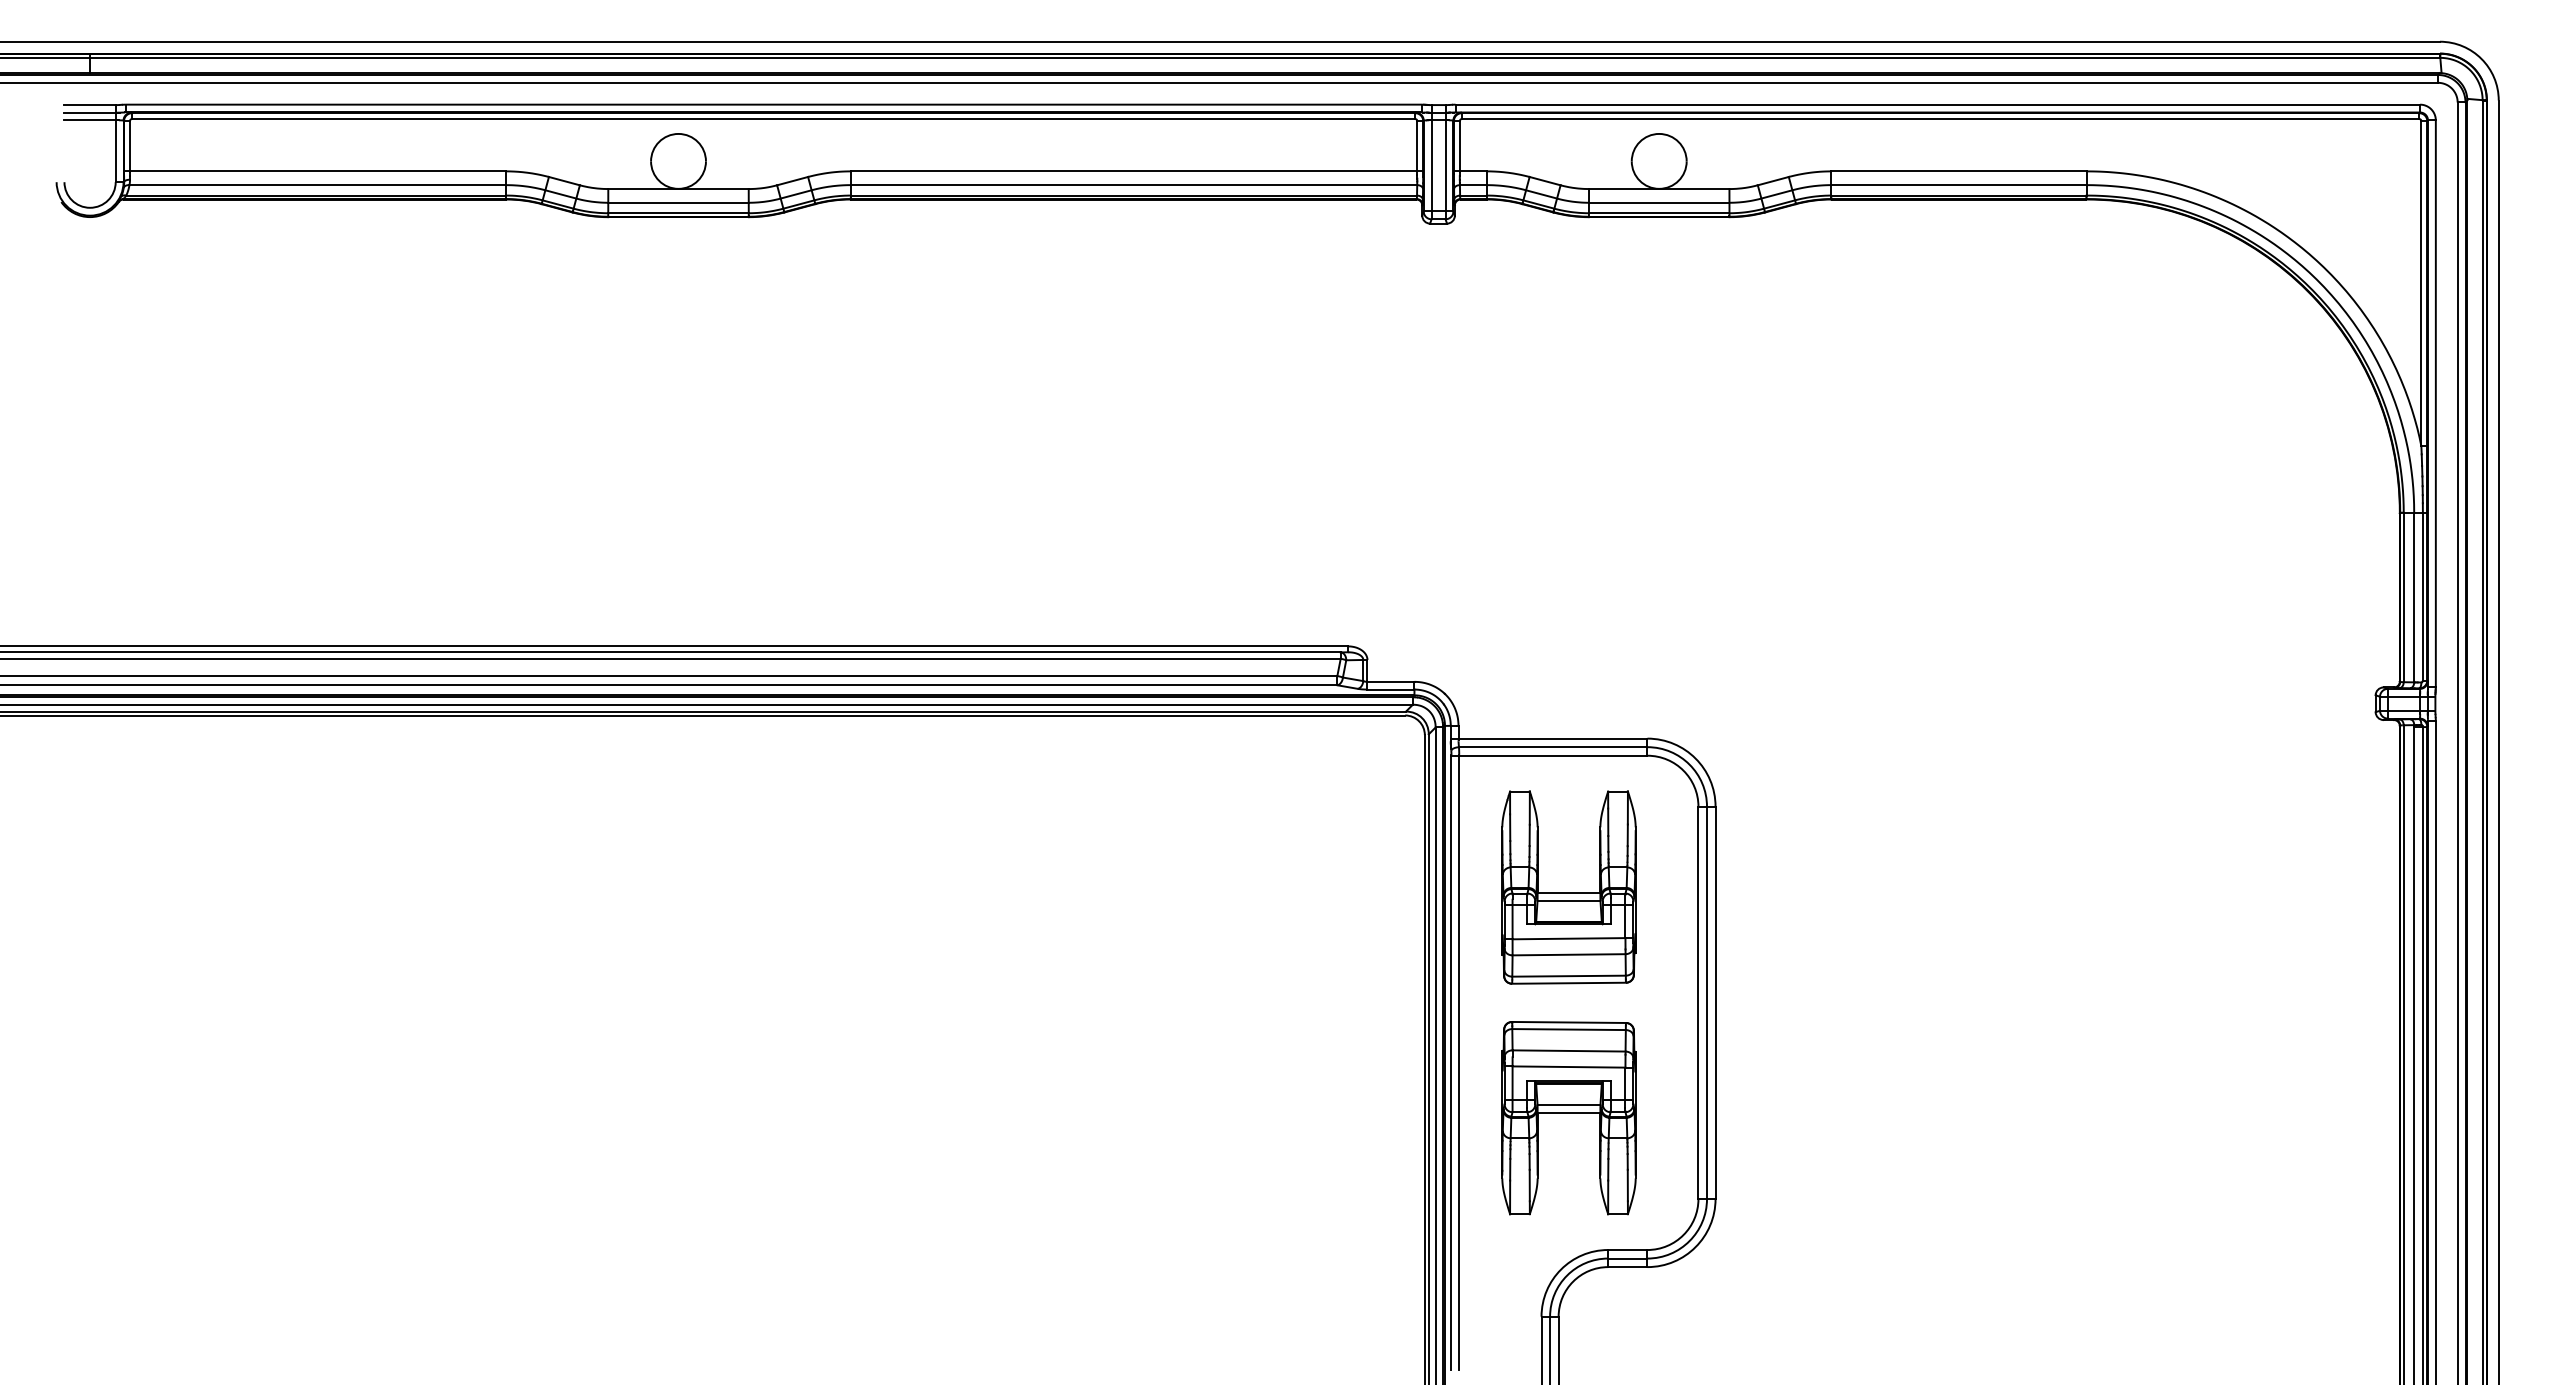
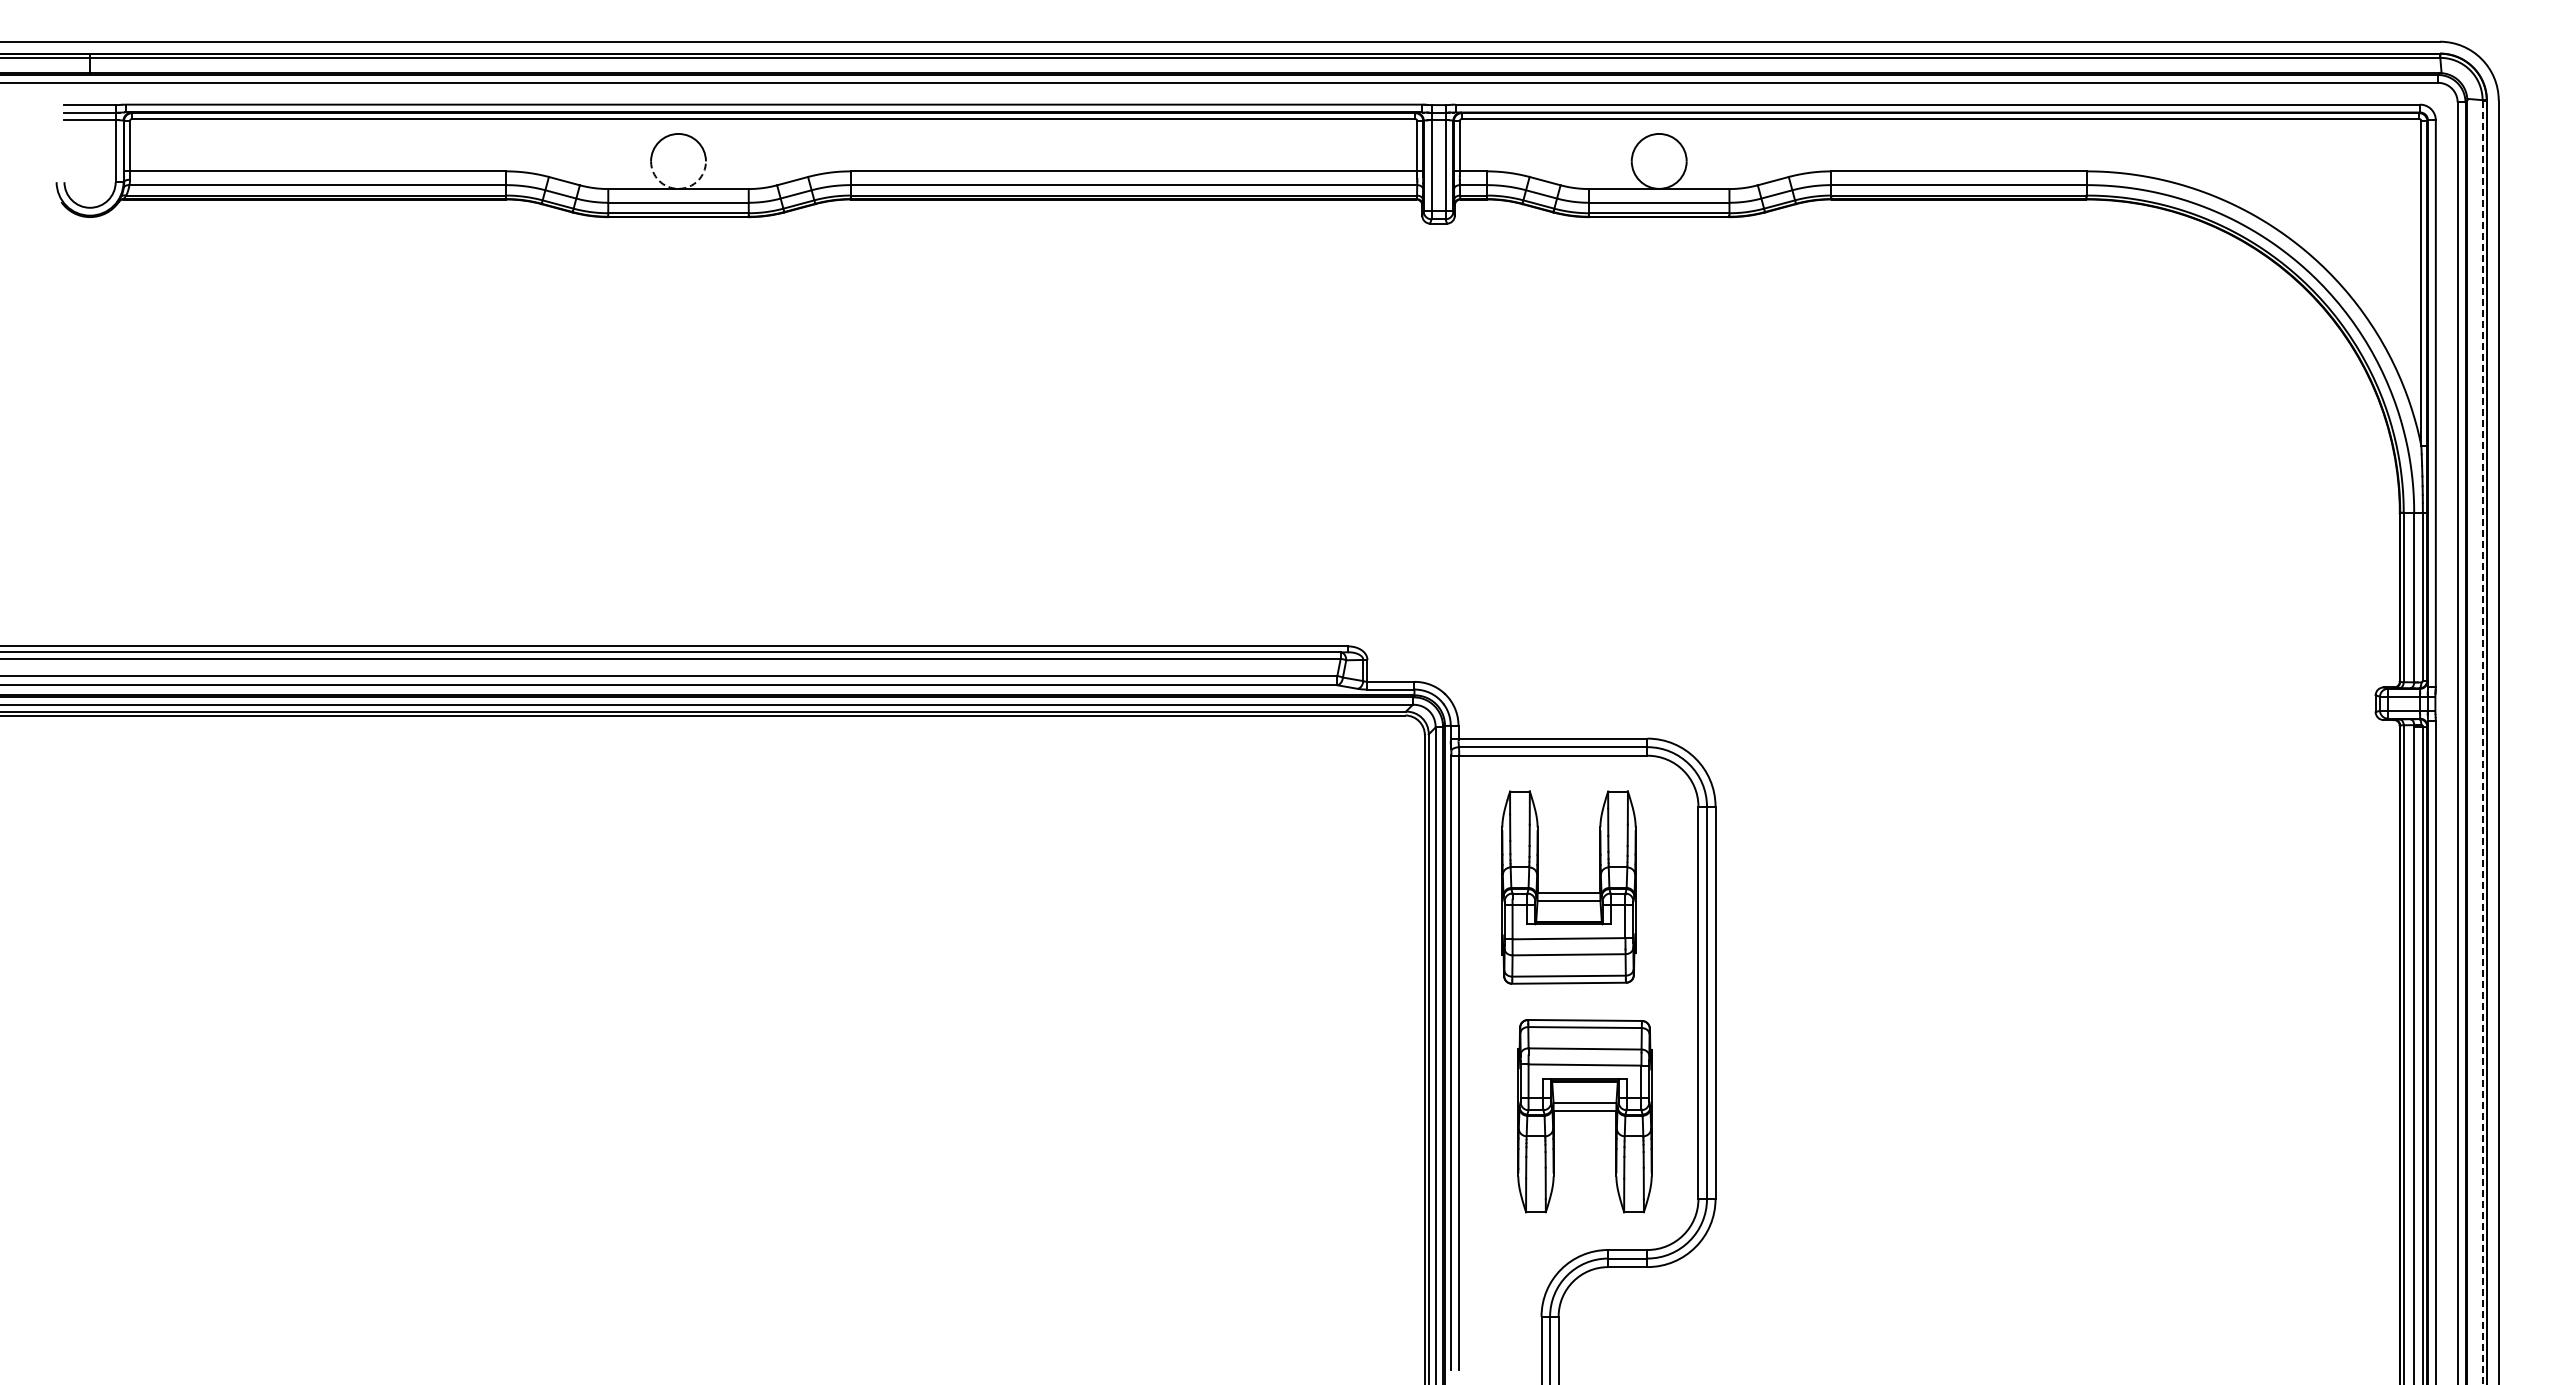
arc: solid -> dashed (678, 188)
line: solid -> dashed (2482, 742)
part position: (1568, 1118) -> (1584, 1116) (1584, 1116)
